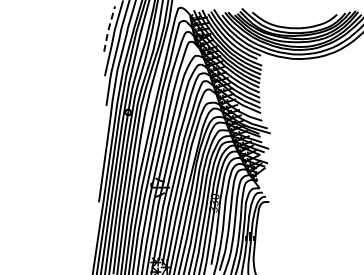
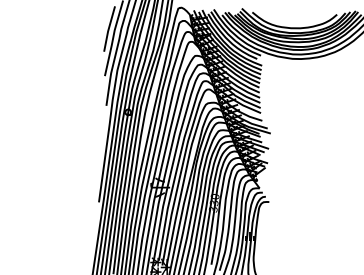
line: dashed -> solid (108, 29)
